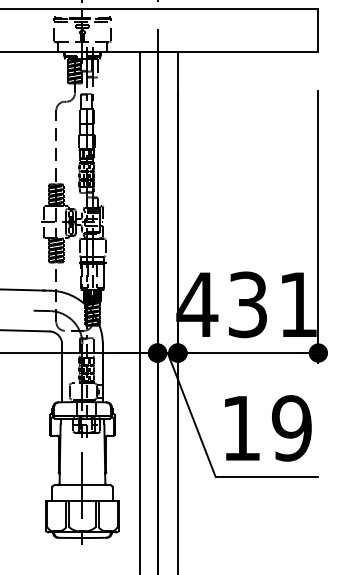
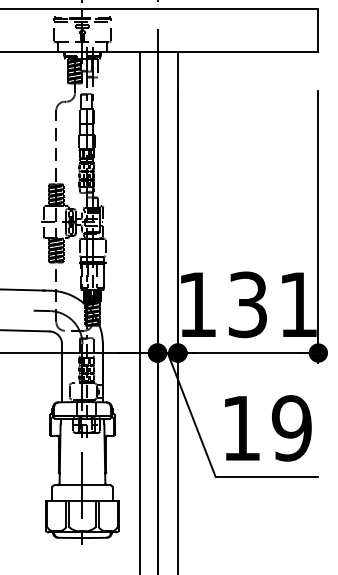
text: 431 -> 131 (197, 304)
